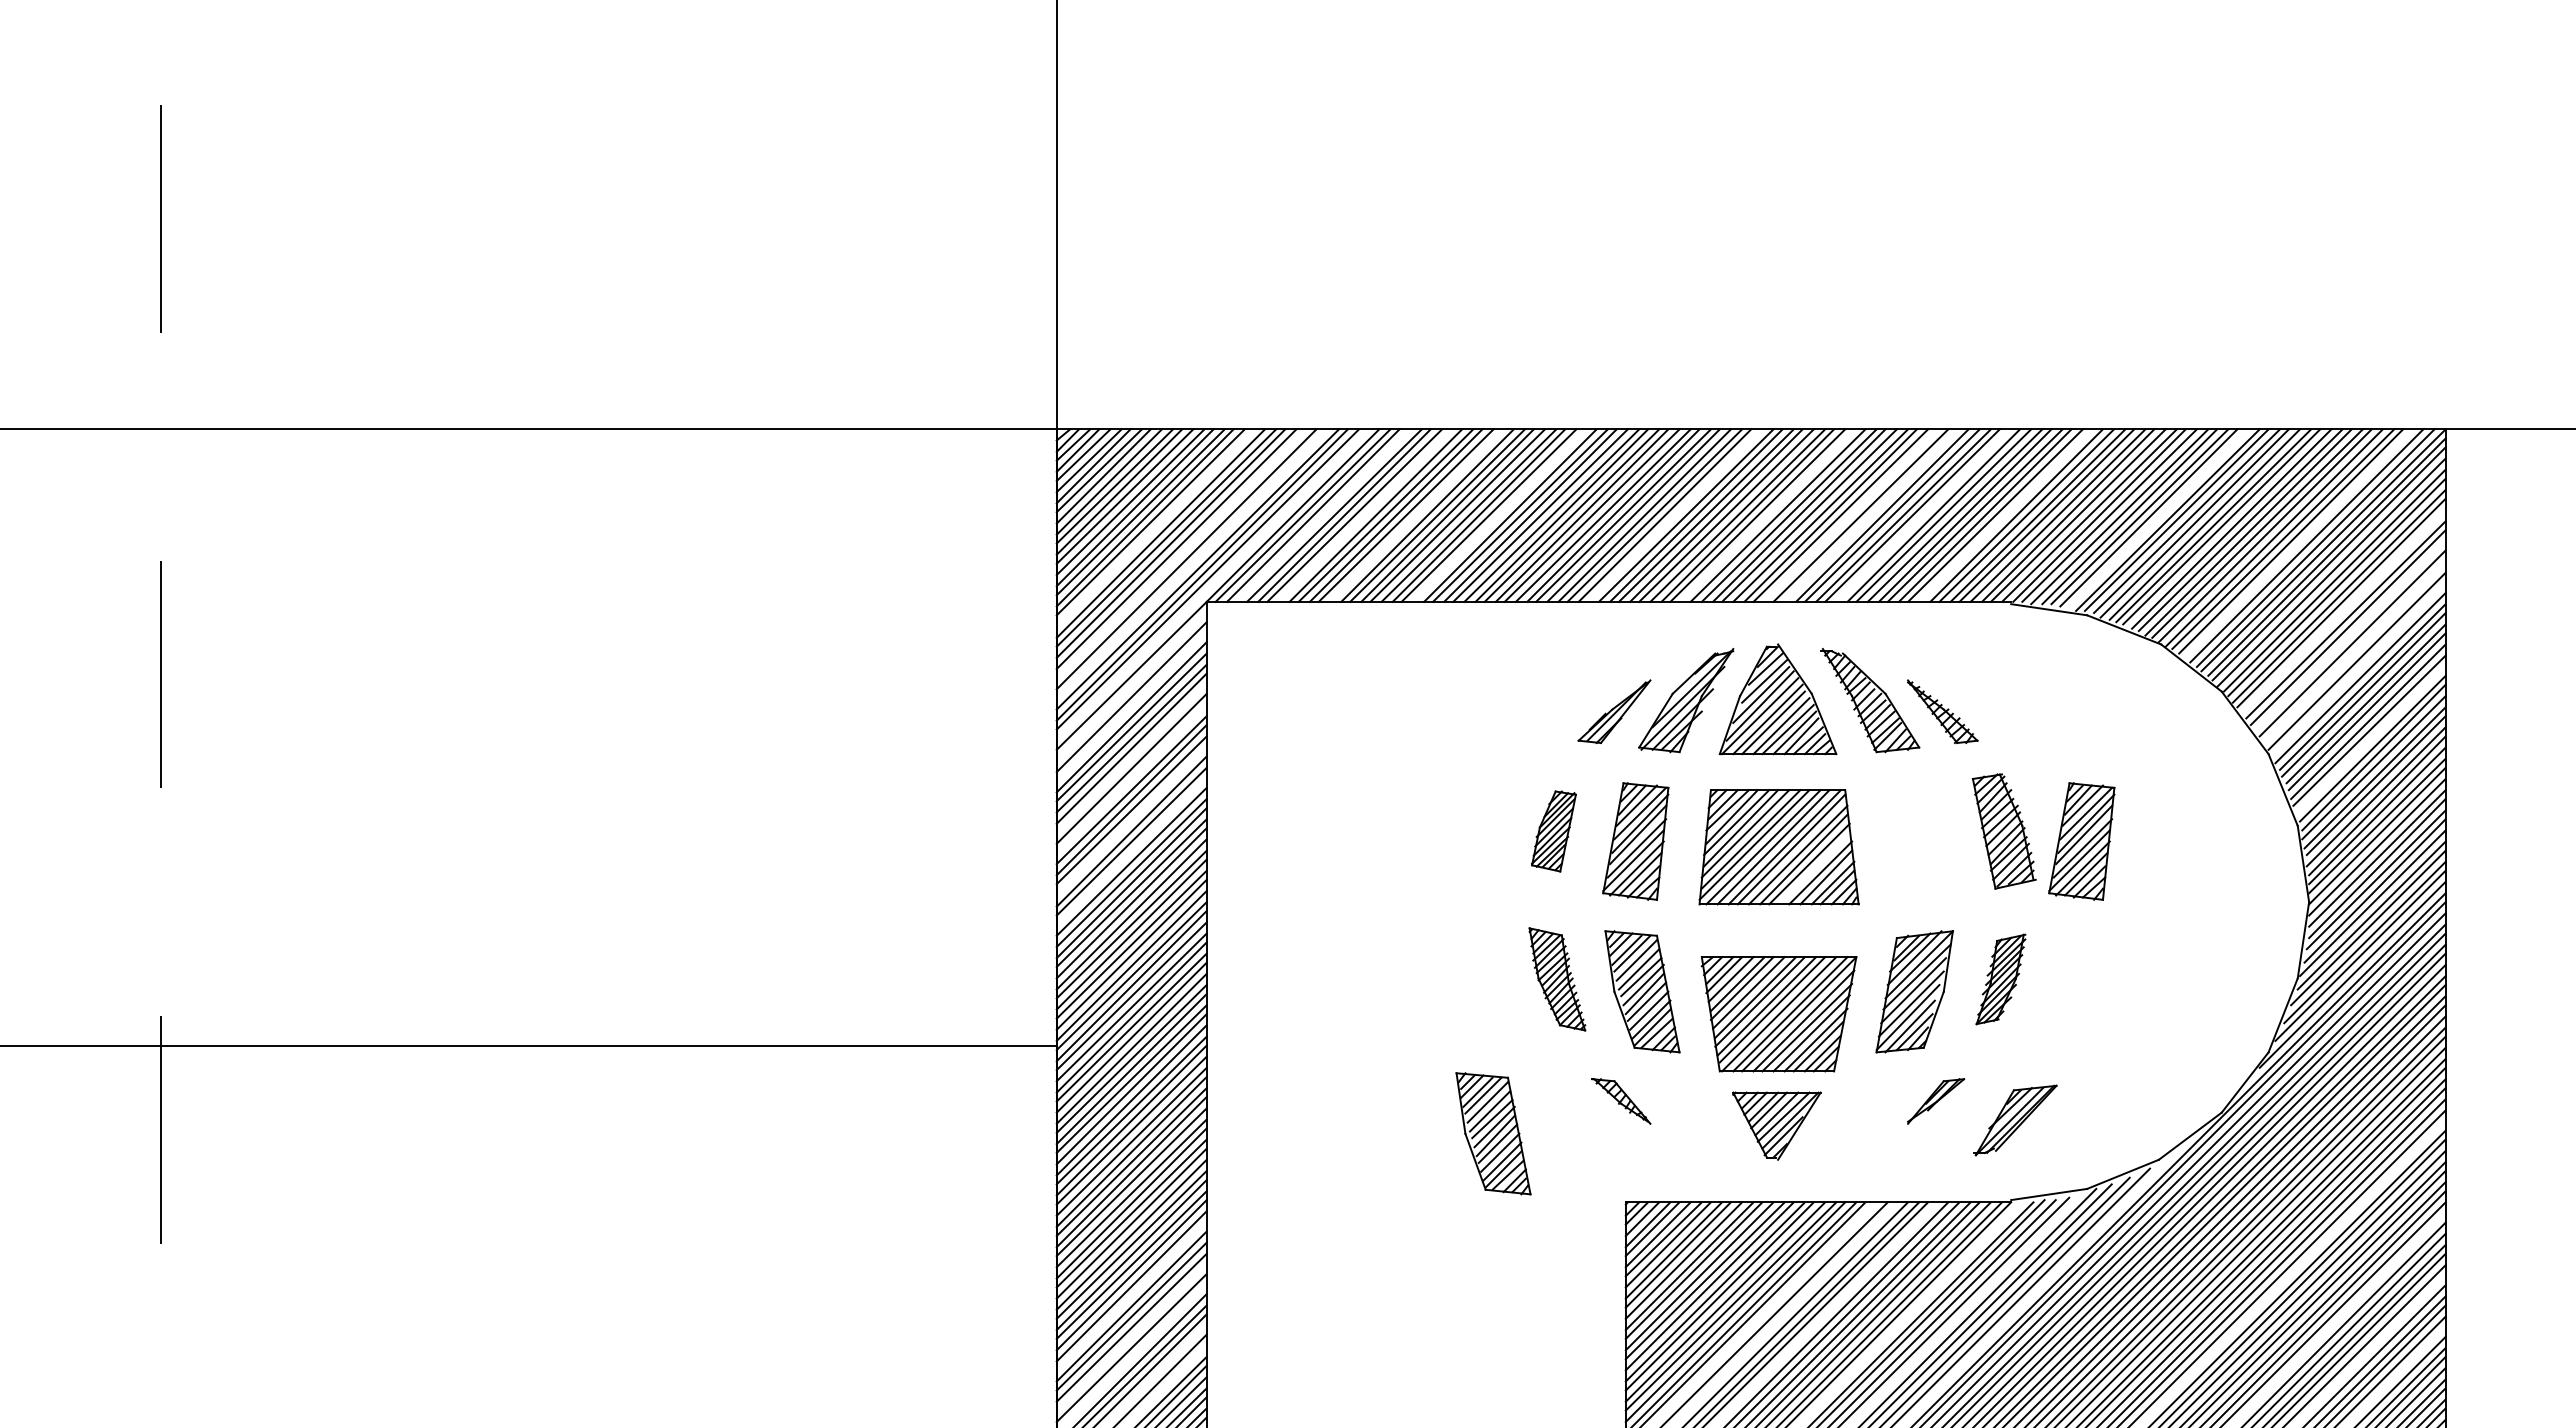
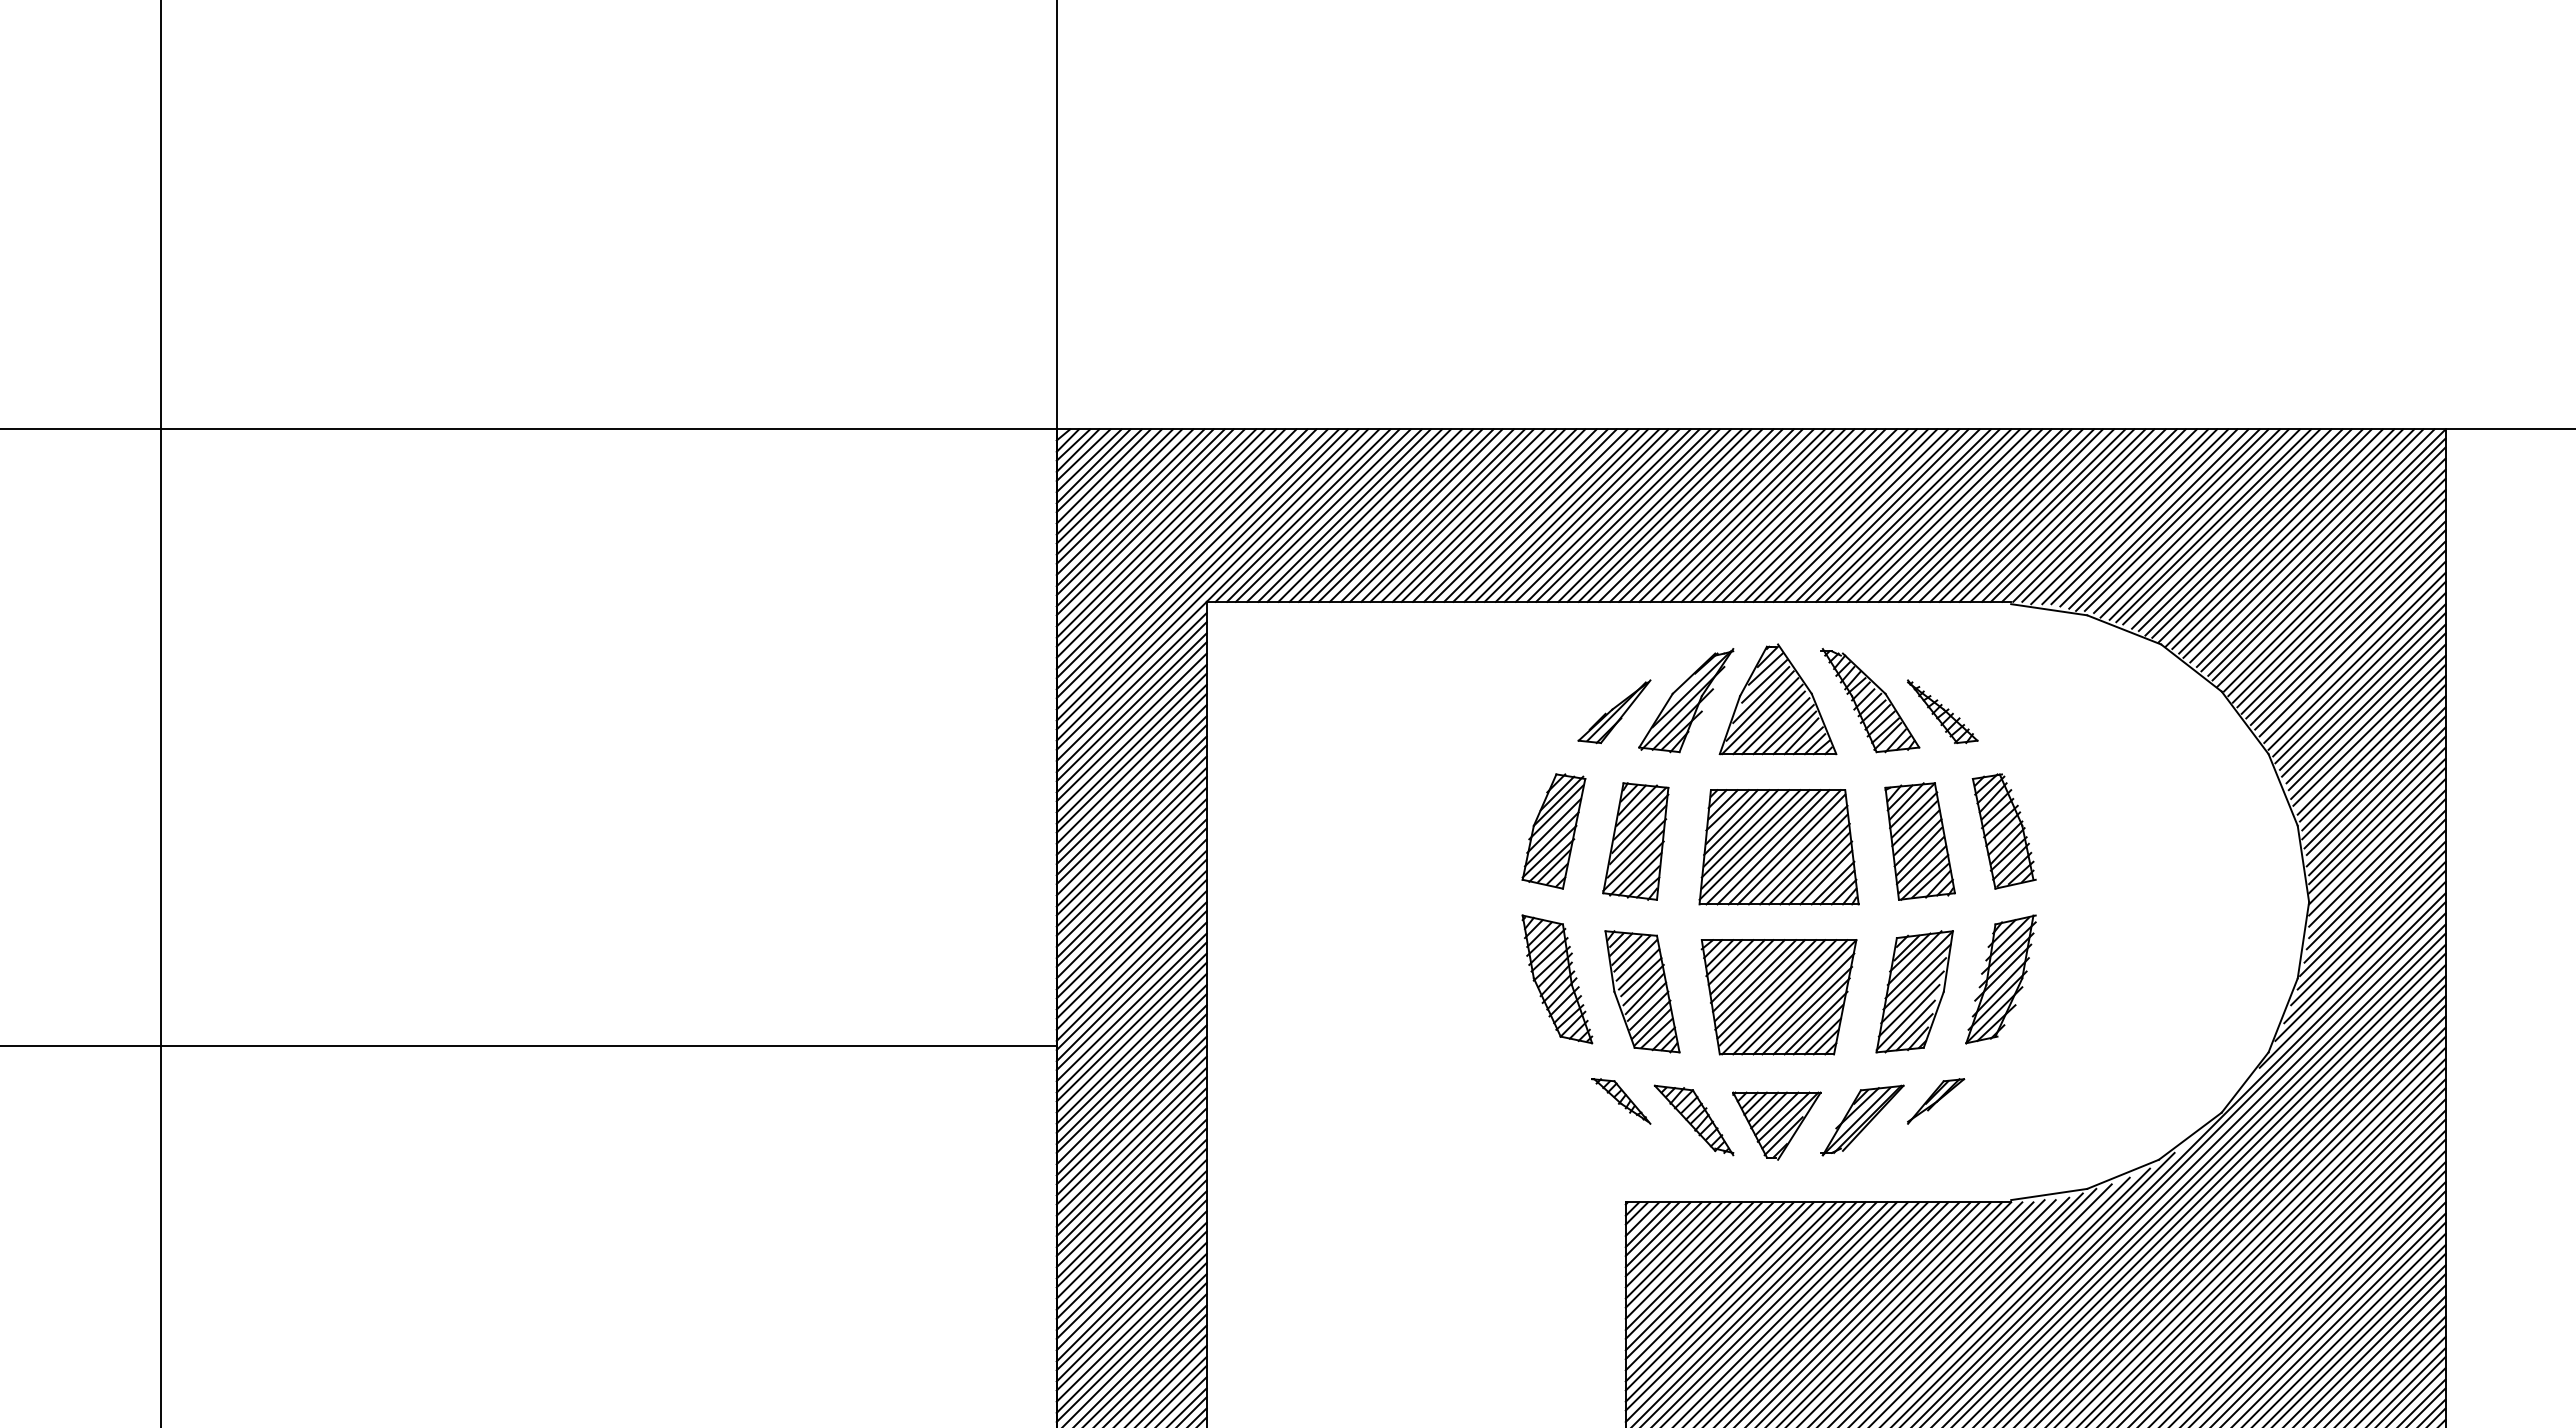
line: none -> present (1322, 515)
line: none -> present (1364, 515)
line: none -> present (1415, 515)
line: none -> present (1498, 515)
line: none -> present (1674, 515)
line: none -> present (1767, 515)
line: none -> present (1850, 515)
line: none -> present (1871, 515)
line: none -> present (1923, 515)
line: none -> present (2006, 515)
line: none -> present (2158, 518)
line: none -> present (1156, 527)
line: none -> present (2298, 543)
line: none -> present (1181, 553)
line: none -> present (1191, 563)
line: none -> present (1212, 584)
line: none -> present (2343, 611)
line: none -> present (2350, 635)
line: none -> present (2354, 652)
line: none -> present (2359, 668)
line: none -> present (1131, 687)
line: none -> present (1131, 707)
line: dashed -> solid (160, 714)
line: none -> present (2371, 739)
line: none -> present (1131, 758)
line: none -> present (1131, 780)
line: none -> present (1131, 820)
part size: 46x83 px -> 66x117 px (1553, 831)
part: none -> present (1919, 841)
part: present -> none (2081, 841)
line: none -> present (1131, 851)
line: none -> present (1814, 868)
part size: 59x105 px -> 73x131 px (1557, 979)
part size: 52x93 px -> 72x131 px (2000, 979)
part position: (1778, 1014) -> (1778, 997) (1778, 997)
part: none -> present (1693, 1120)
part position: (2015, 1120) -> (1862, 1120) (1862, 1120)
part: present -> none (1493, 1133)
line: none -> present (2292, 1271)
line: none -> present (2038, 1288)
line: none -> present (1131, 1296)
line: none -> present (1966, 1308)
line: none -> present (1765, 1313)
line: none -> present (1786, 1313)
line: none -> present (1828, 1313)
line: none -> present (1910, 1313)
line: none -> present (2339, 1318)
line: none -> present (1131, 1337)
line: none -> present (2370, 1349)
line: none -> present (1135, 1353)
line: none -> present (1156, 1374)
line: none -> present (2396, 1374)
line: none -> present (1167, 1384)
